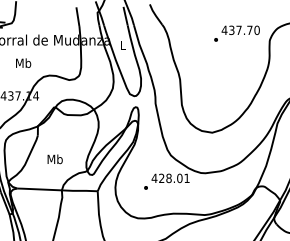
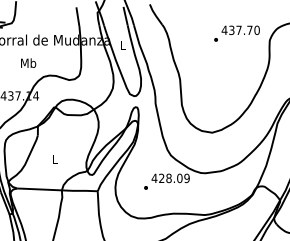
text position: (23, 62) -> (28, 62) (28, 62)
text: Mb -> L (54, 159)
text: 428.01 -> 428.09 (186, 178)
